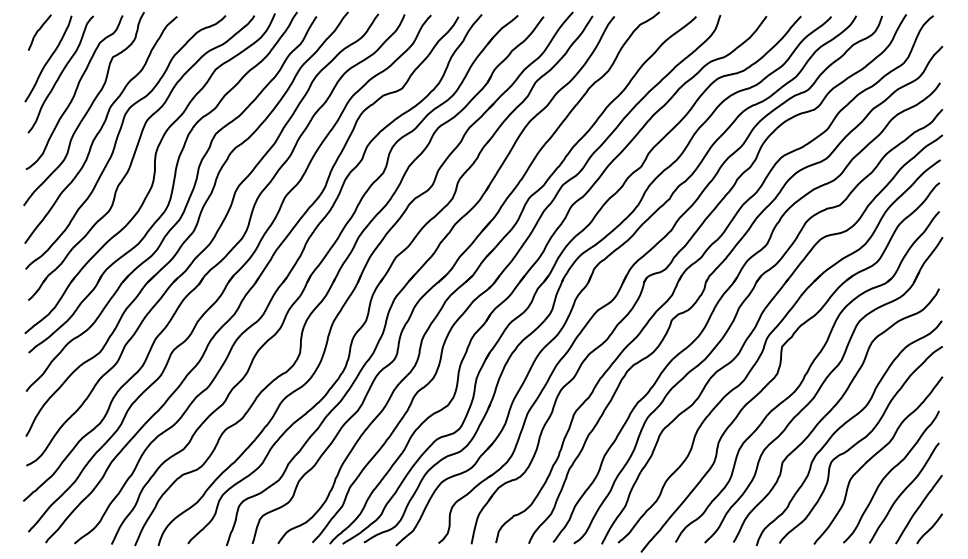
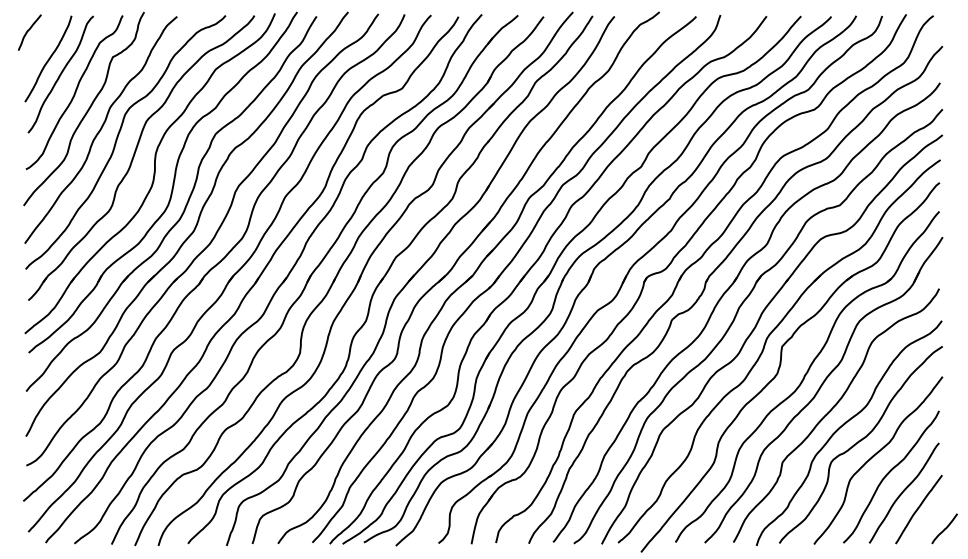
curve position: (38, 31) -> (28, 31) (28, 31)
curve position: (929, 528) -> (944, 528) (944, 528)
